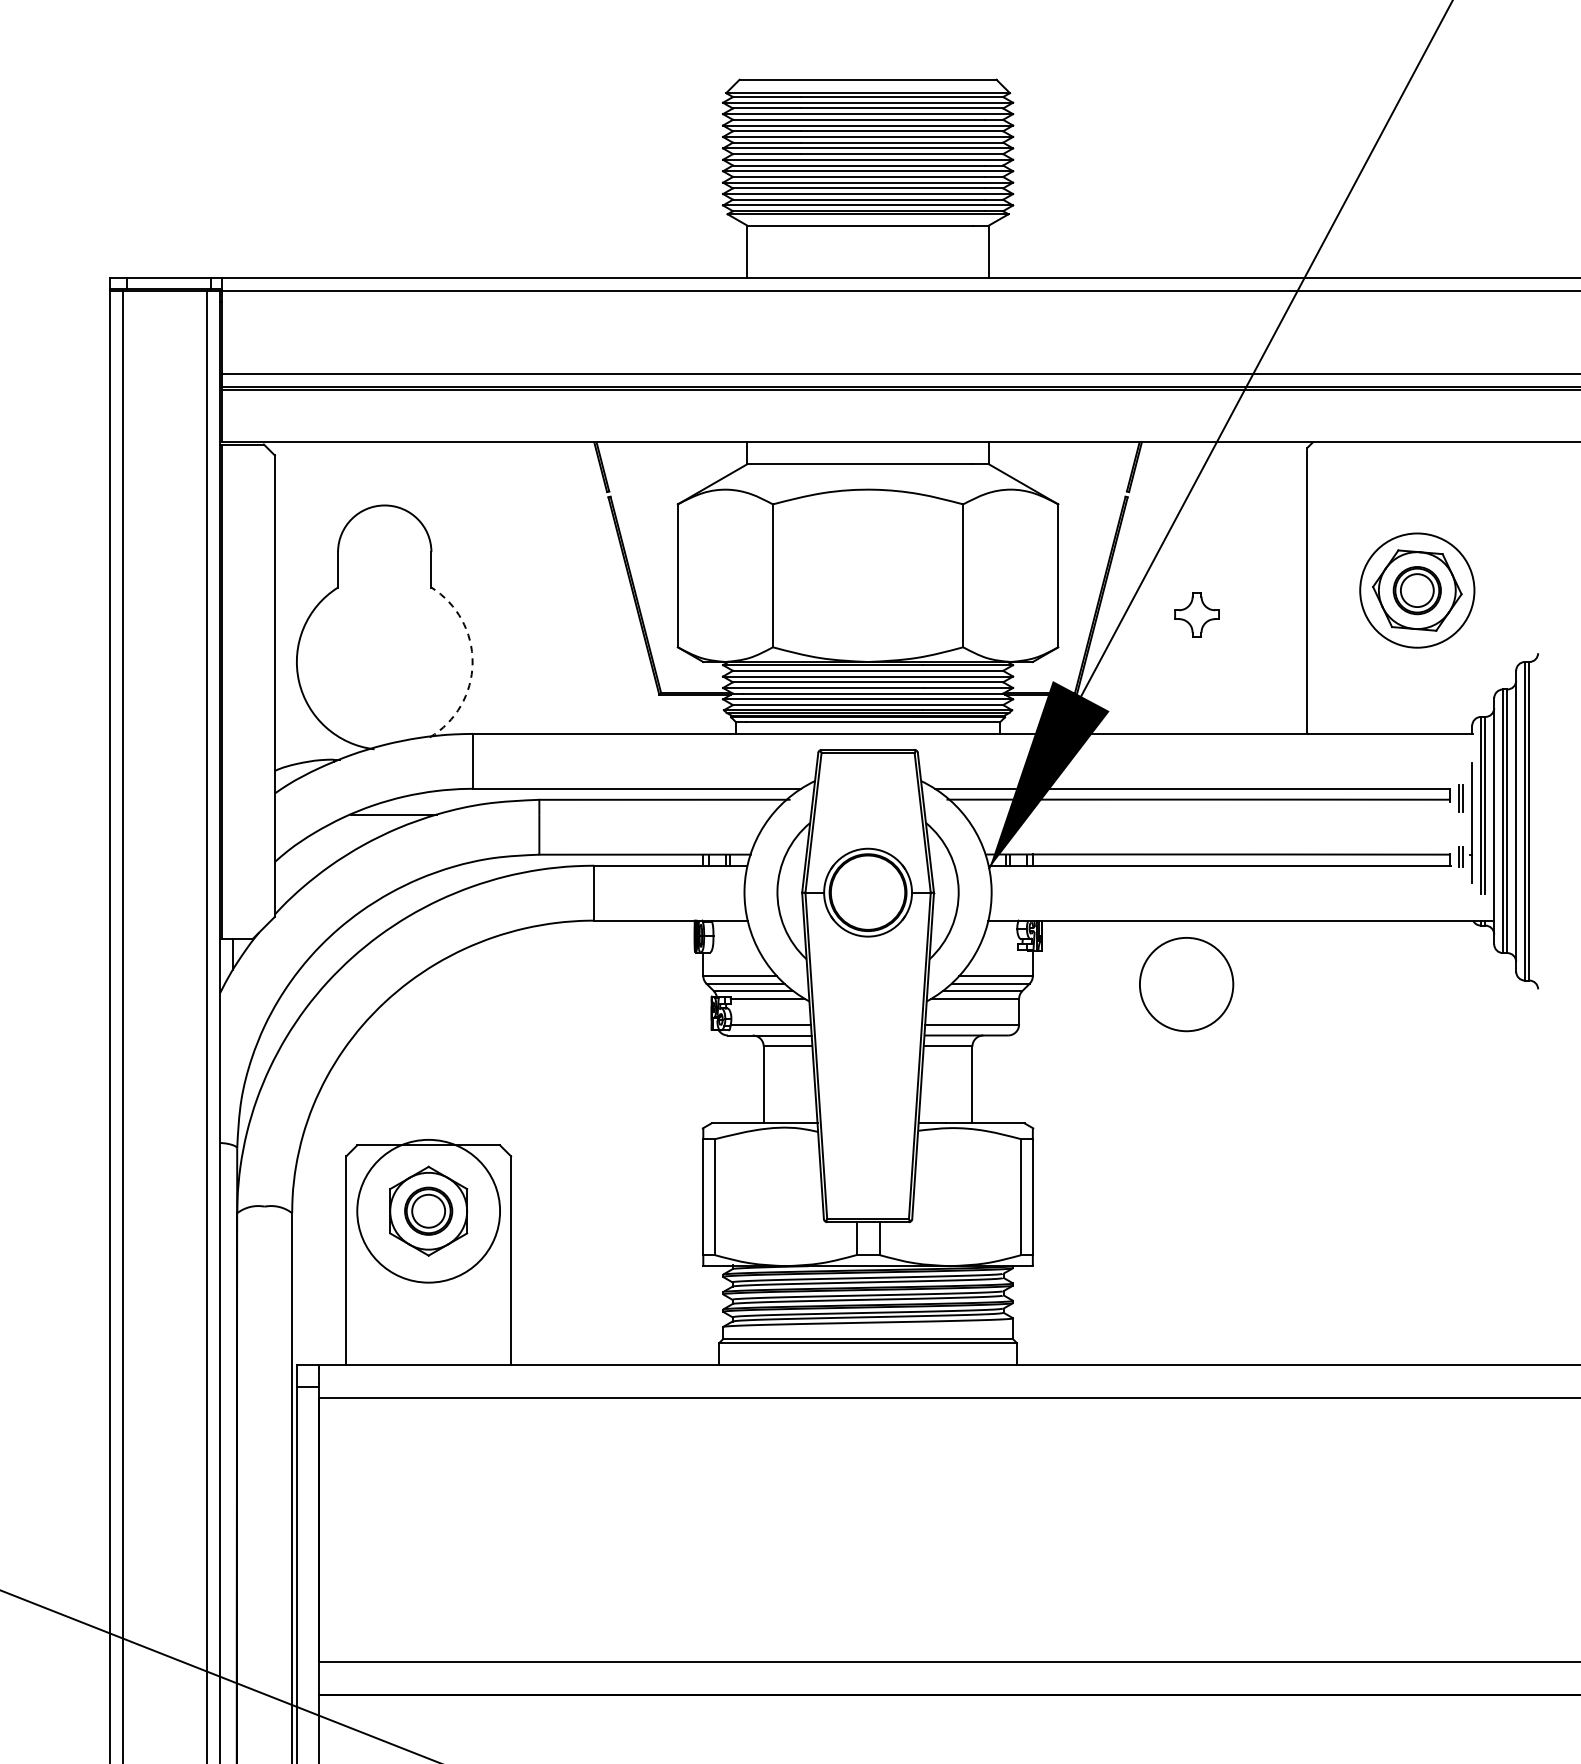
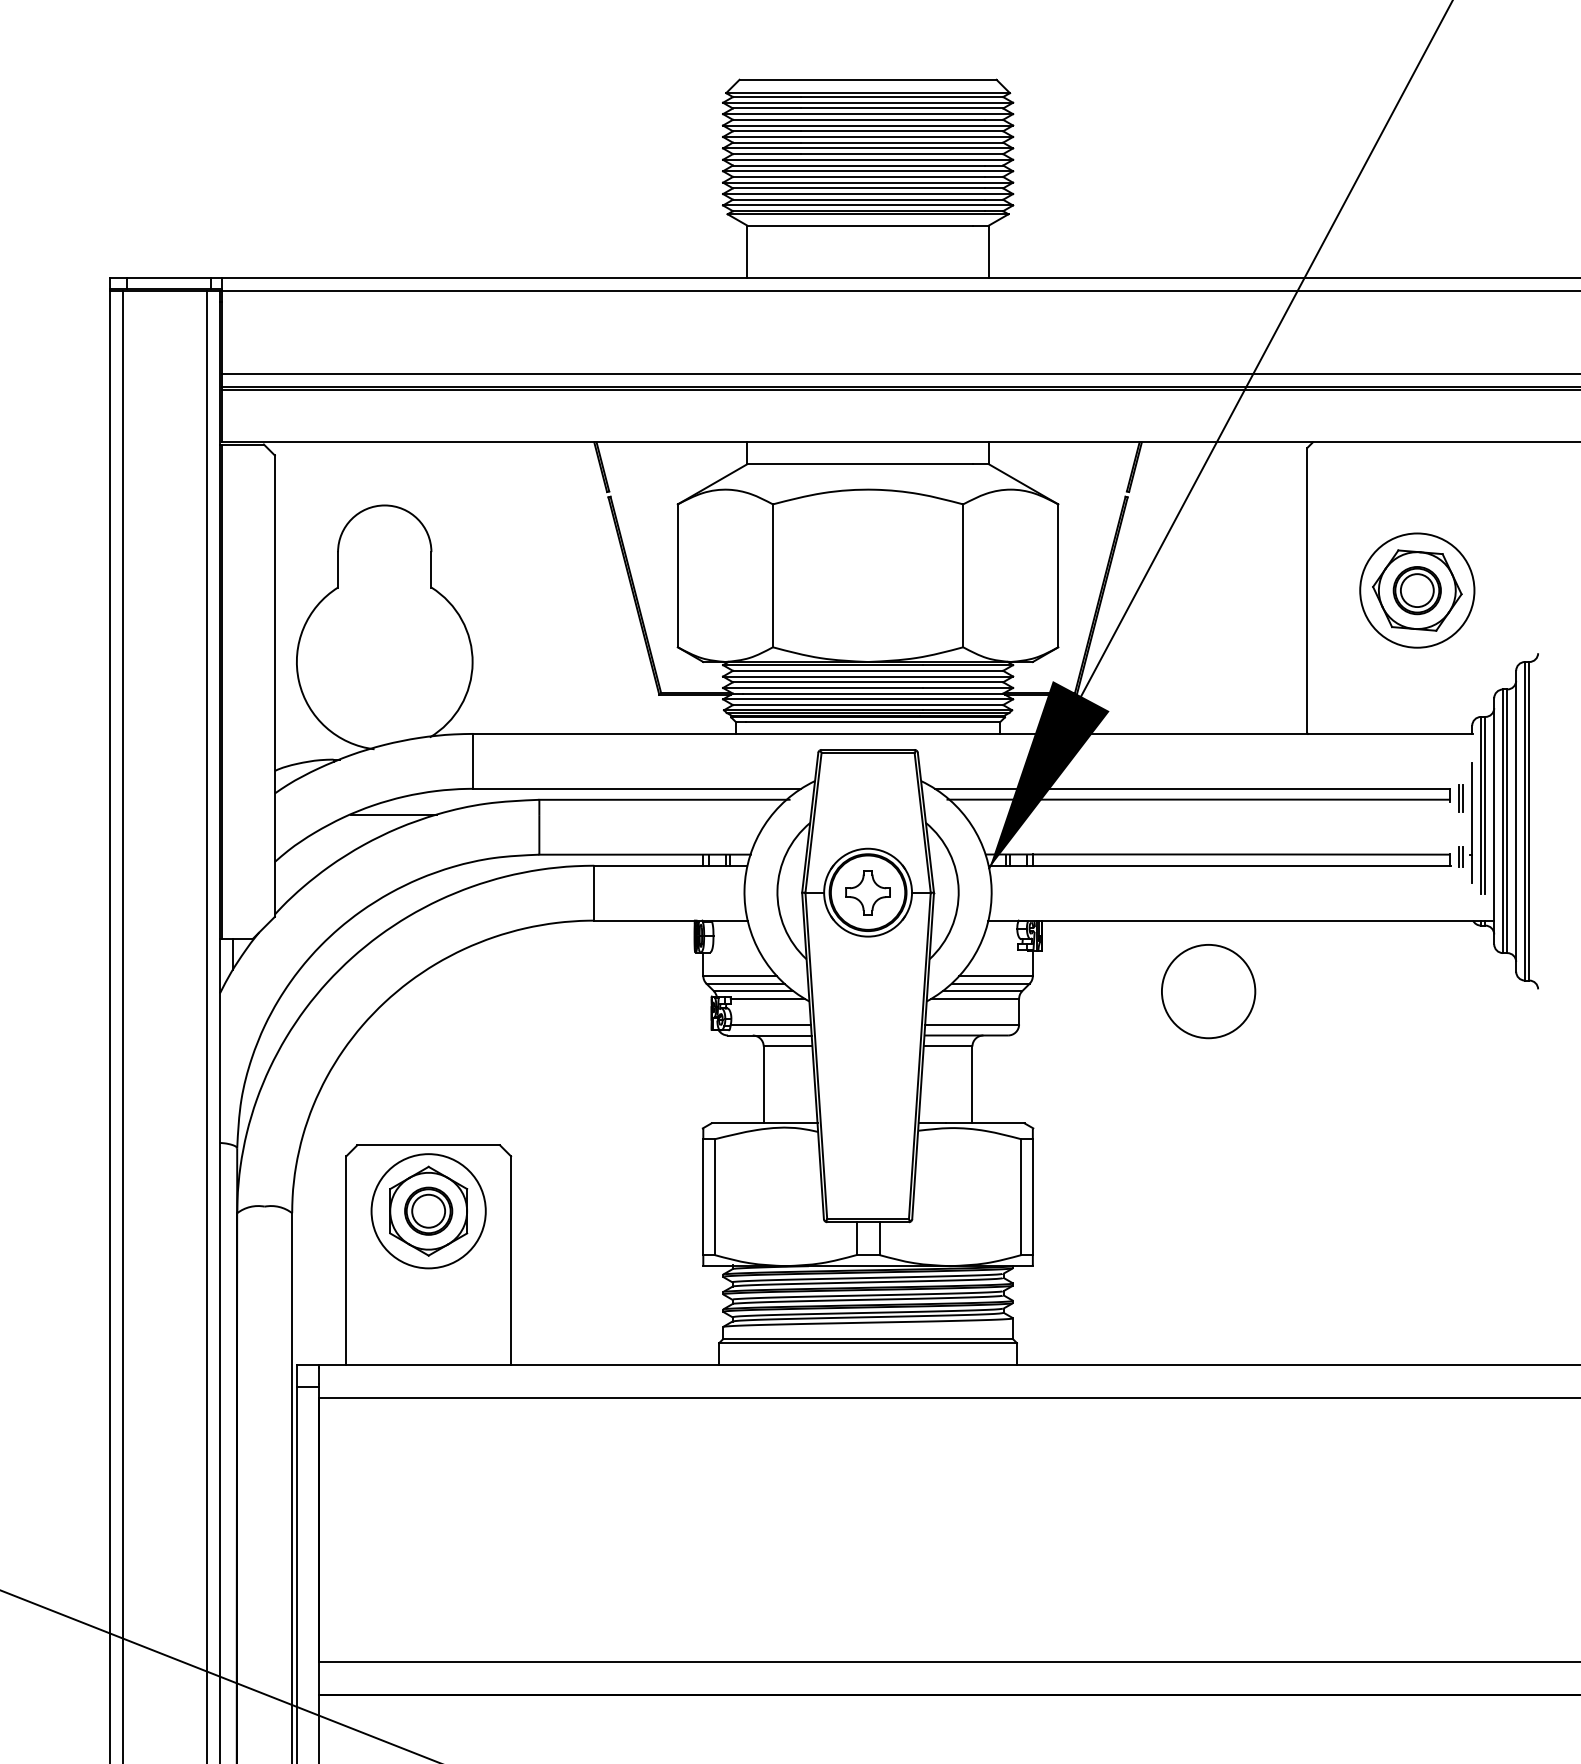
part position: (1196, 614) -> (867, 892) (867, 892)
arc: dashed -> solid (472, 662)
circle position: (1186, 984) -> (1208, 991) (1208, 991)
circle diameter: 143 px -> 114 px (428, 1211)
